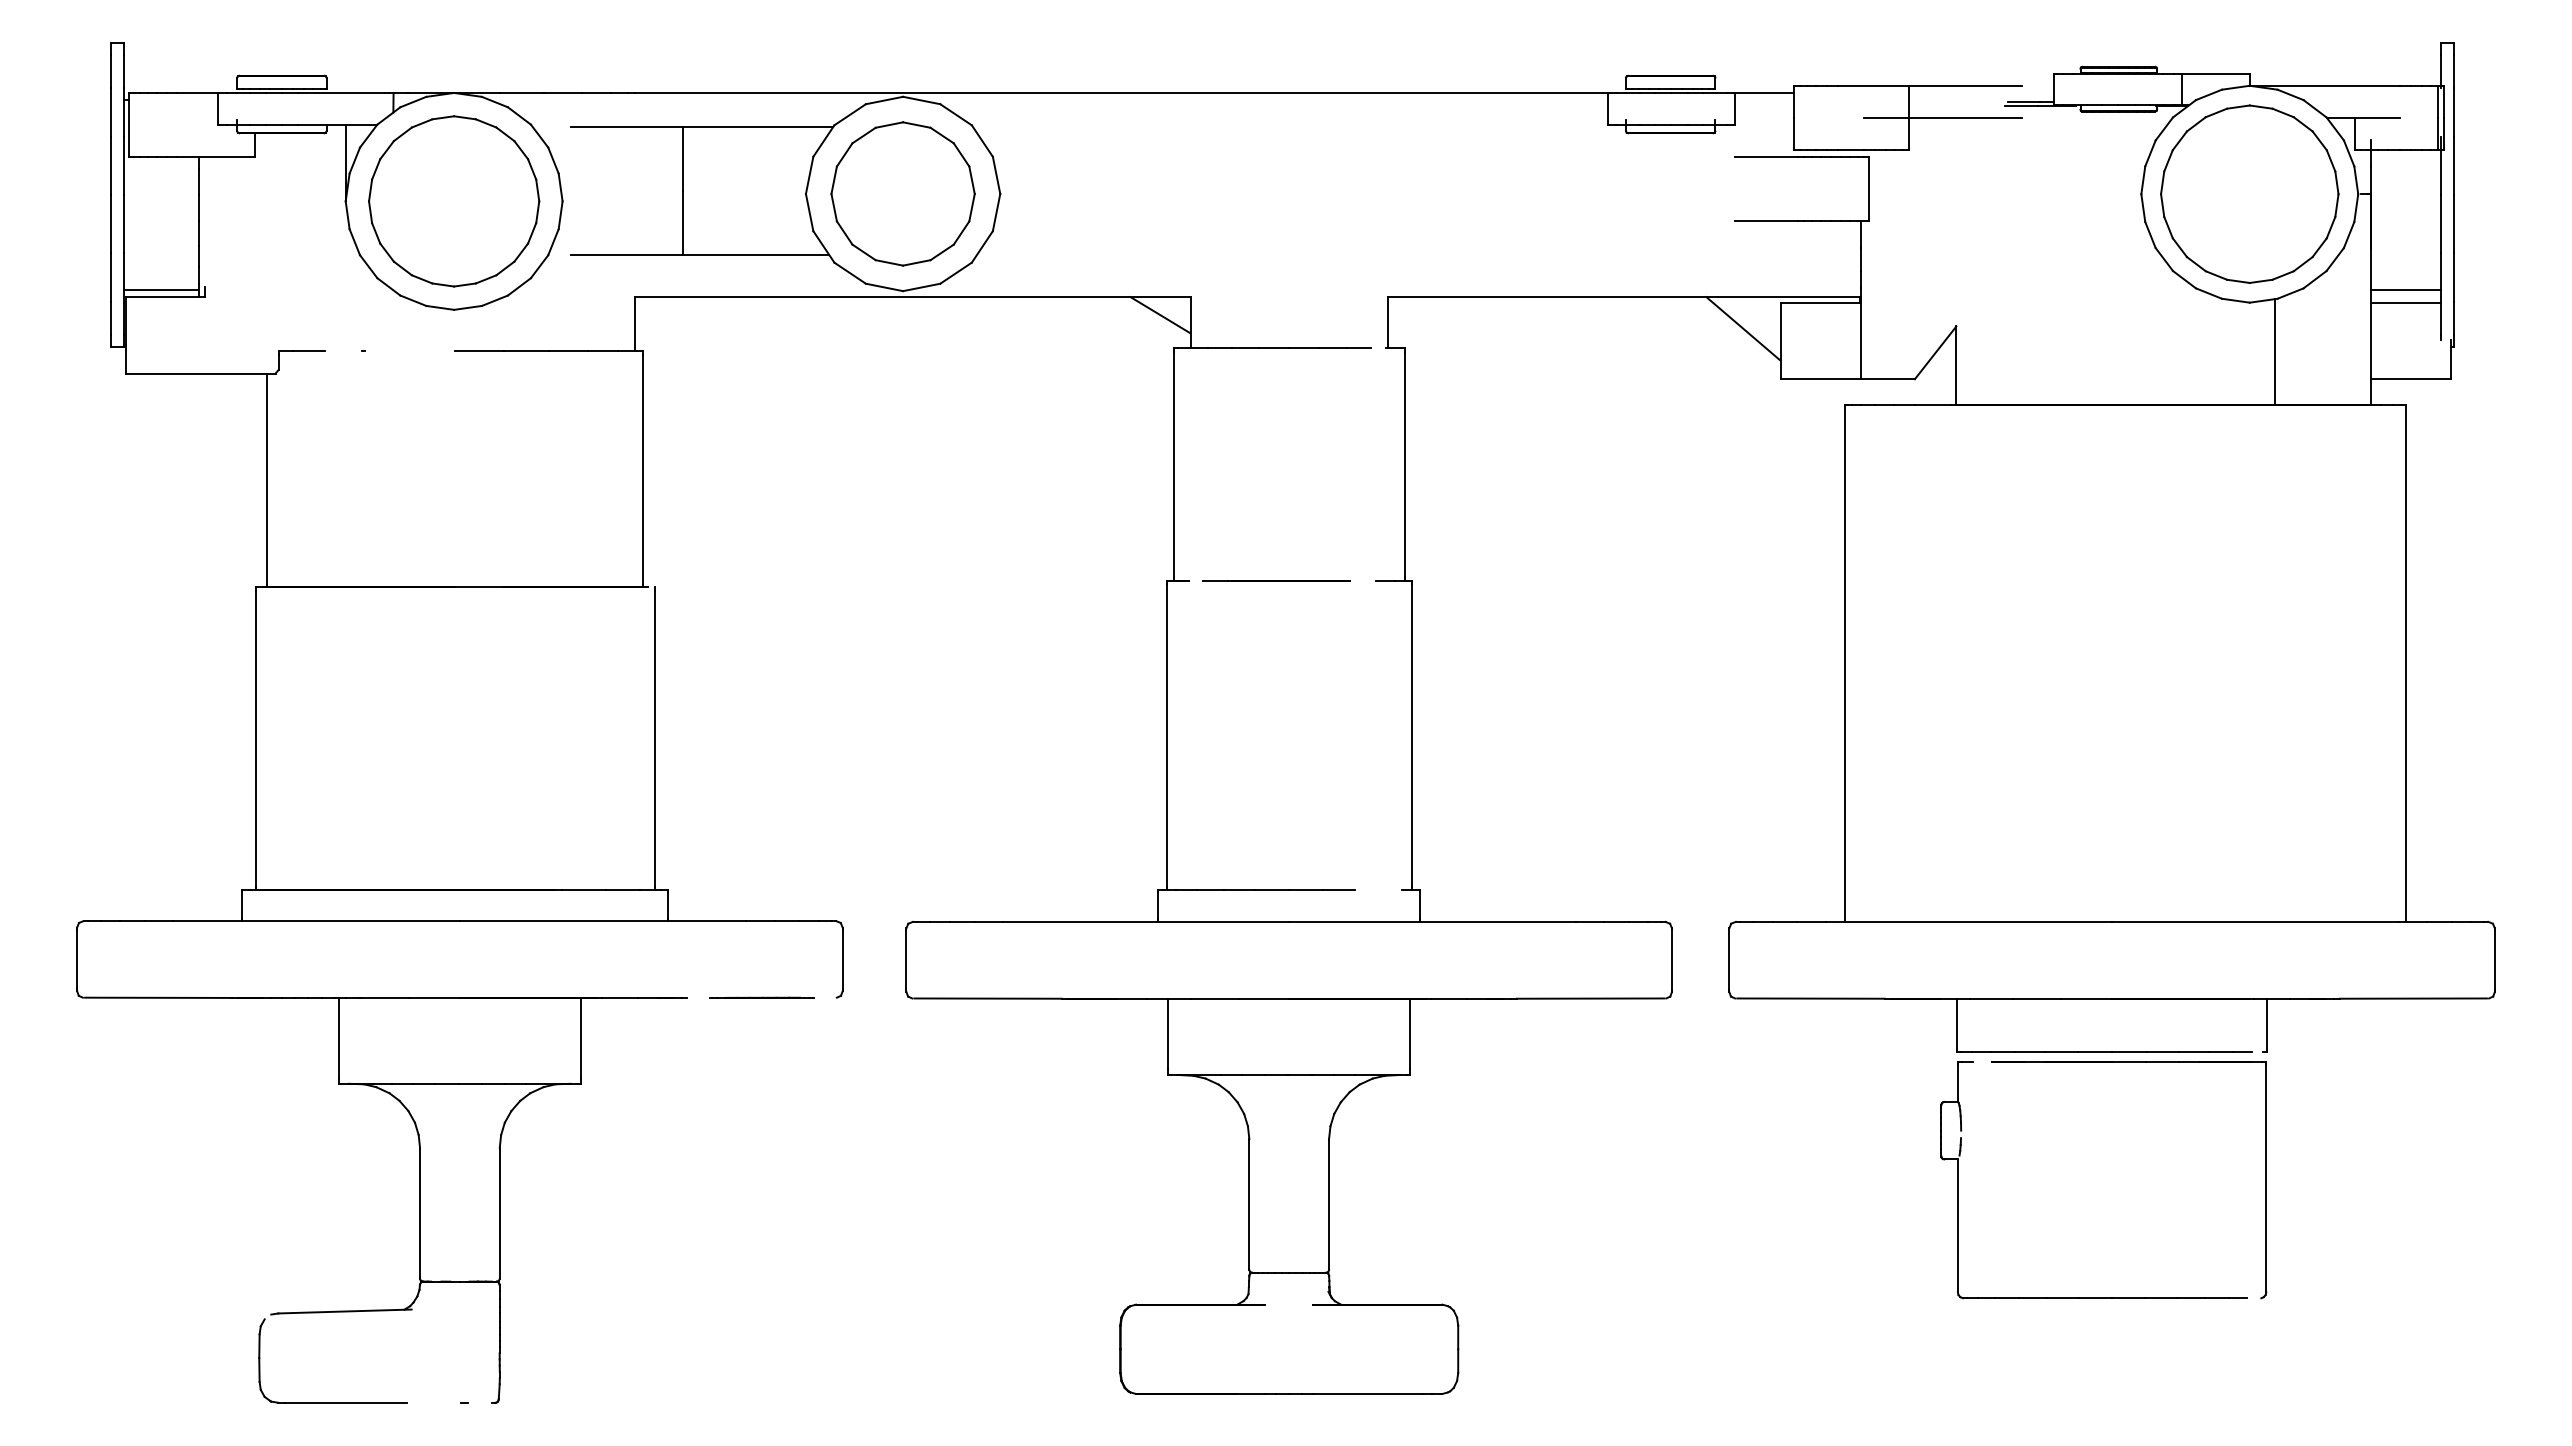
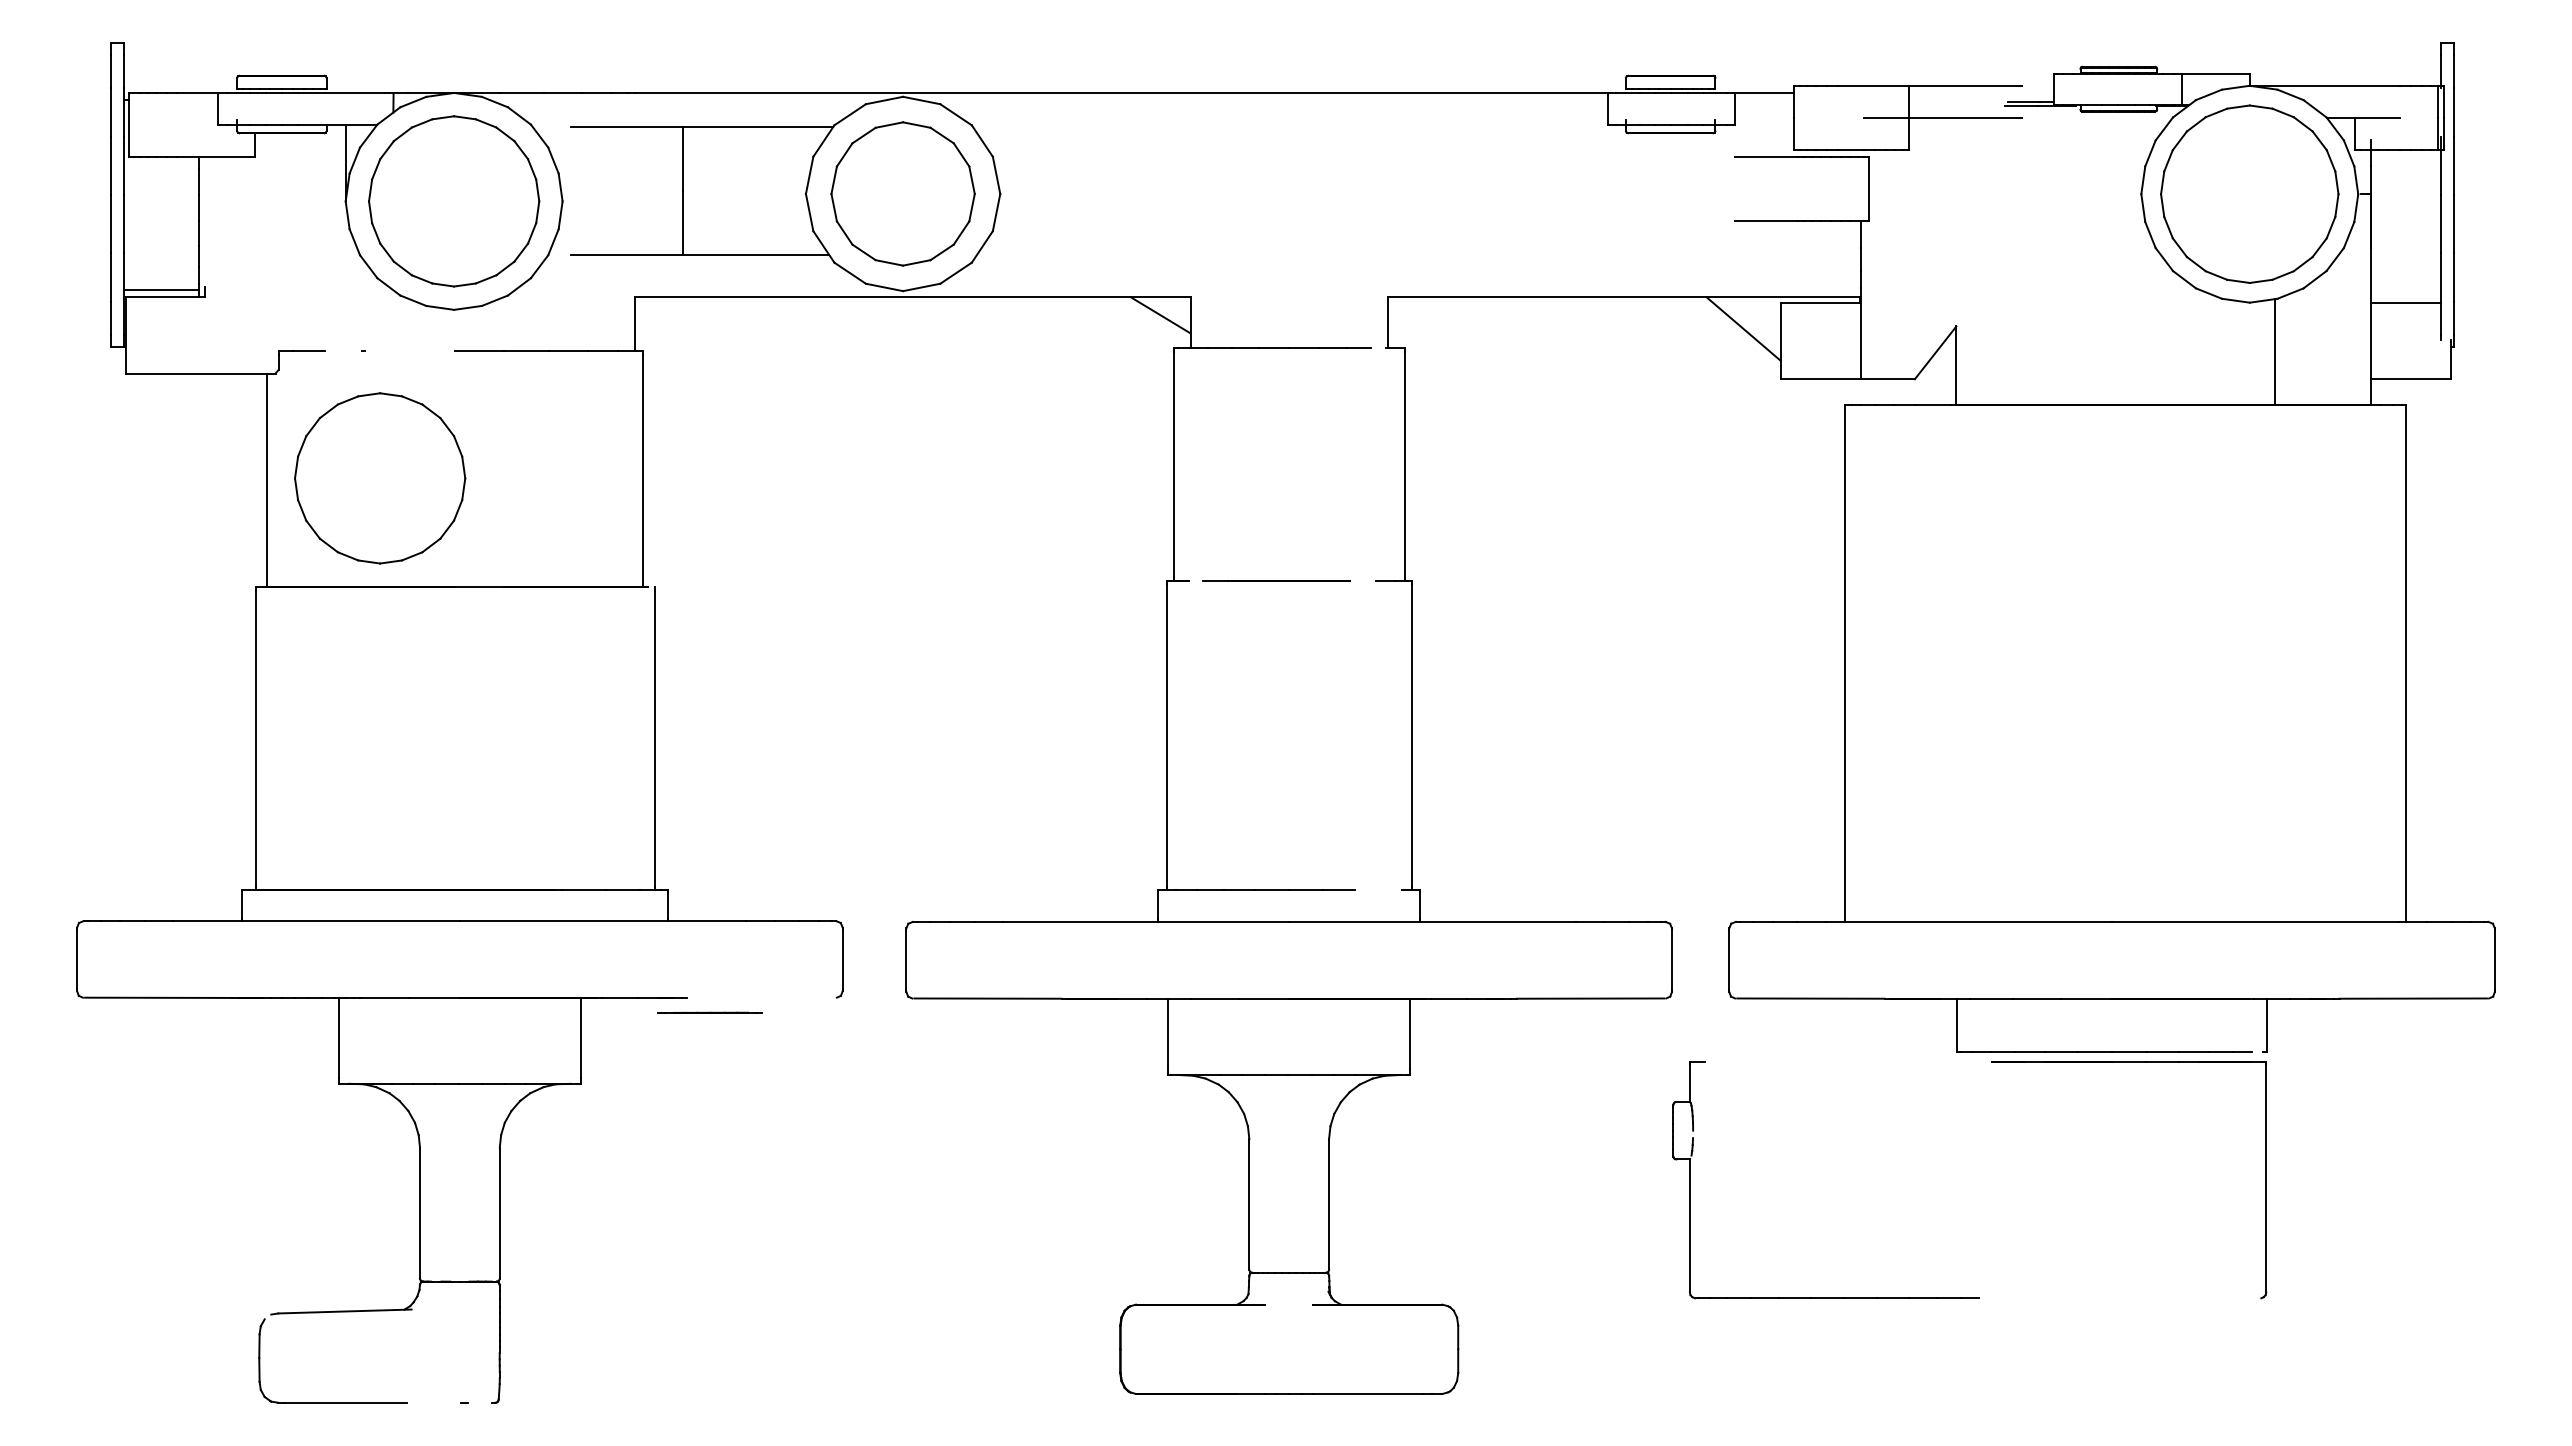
line: present -> none (2405, 289)
part: none -> present (380, 478)
line position: (761, 997) -> (709, 1012) (709, 1012)
part position: (2093, 1297) -> (1825, 1297) (1825, 1297)
